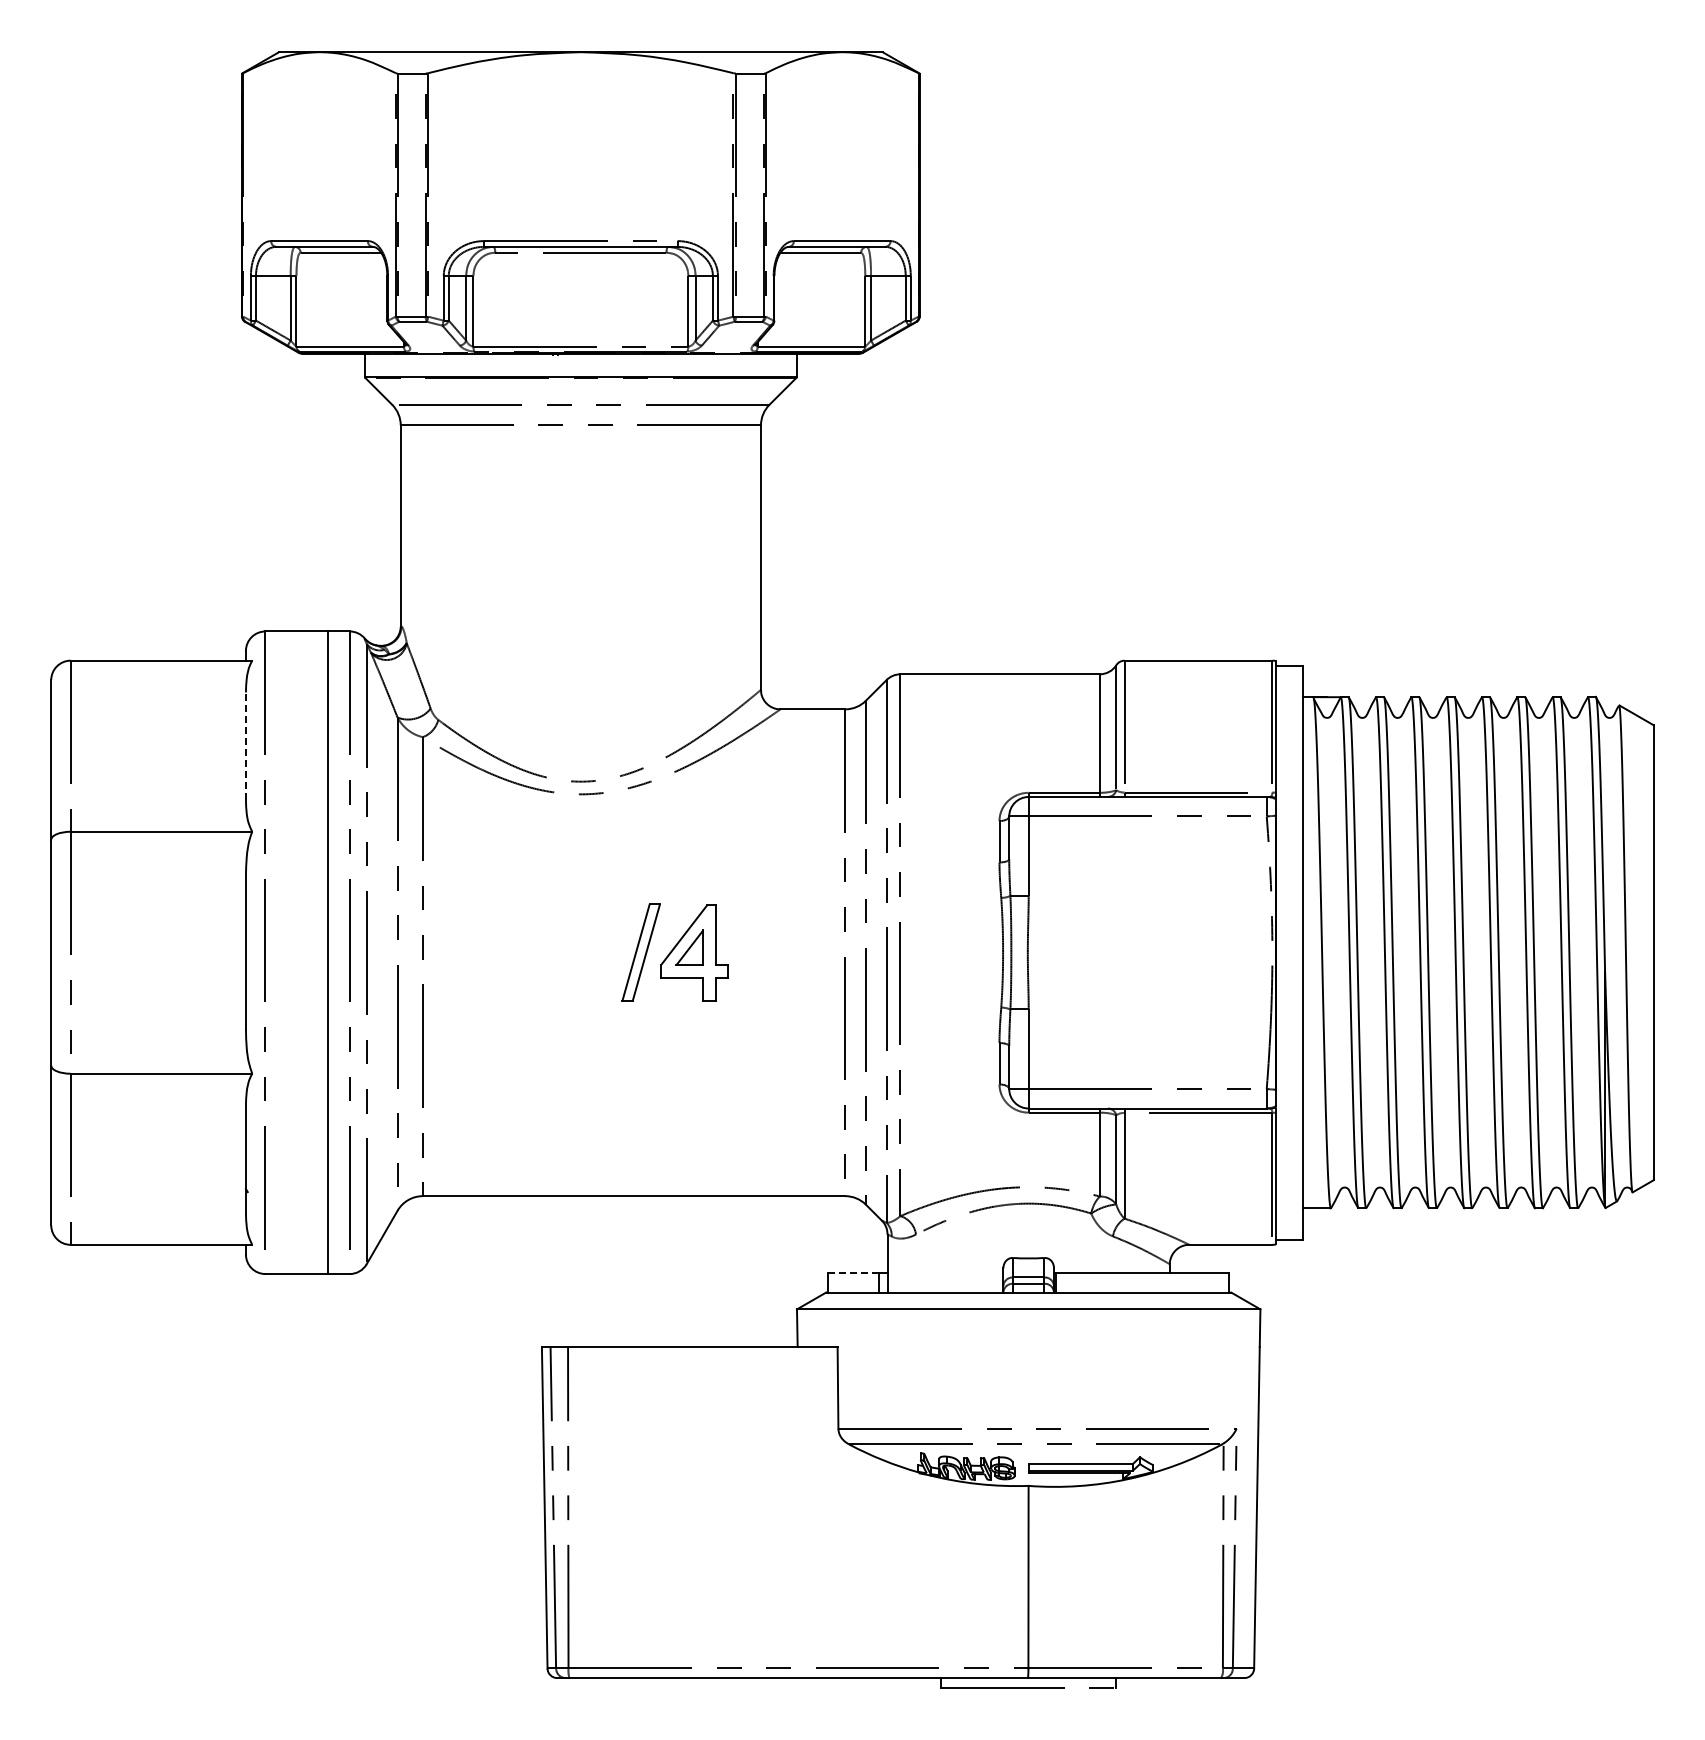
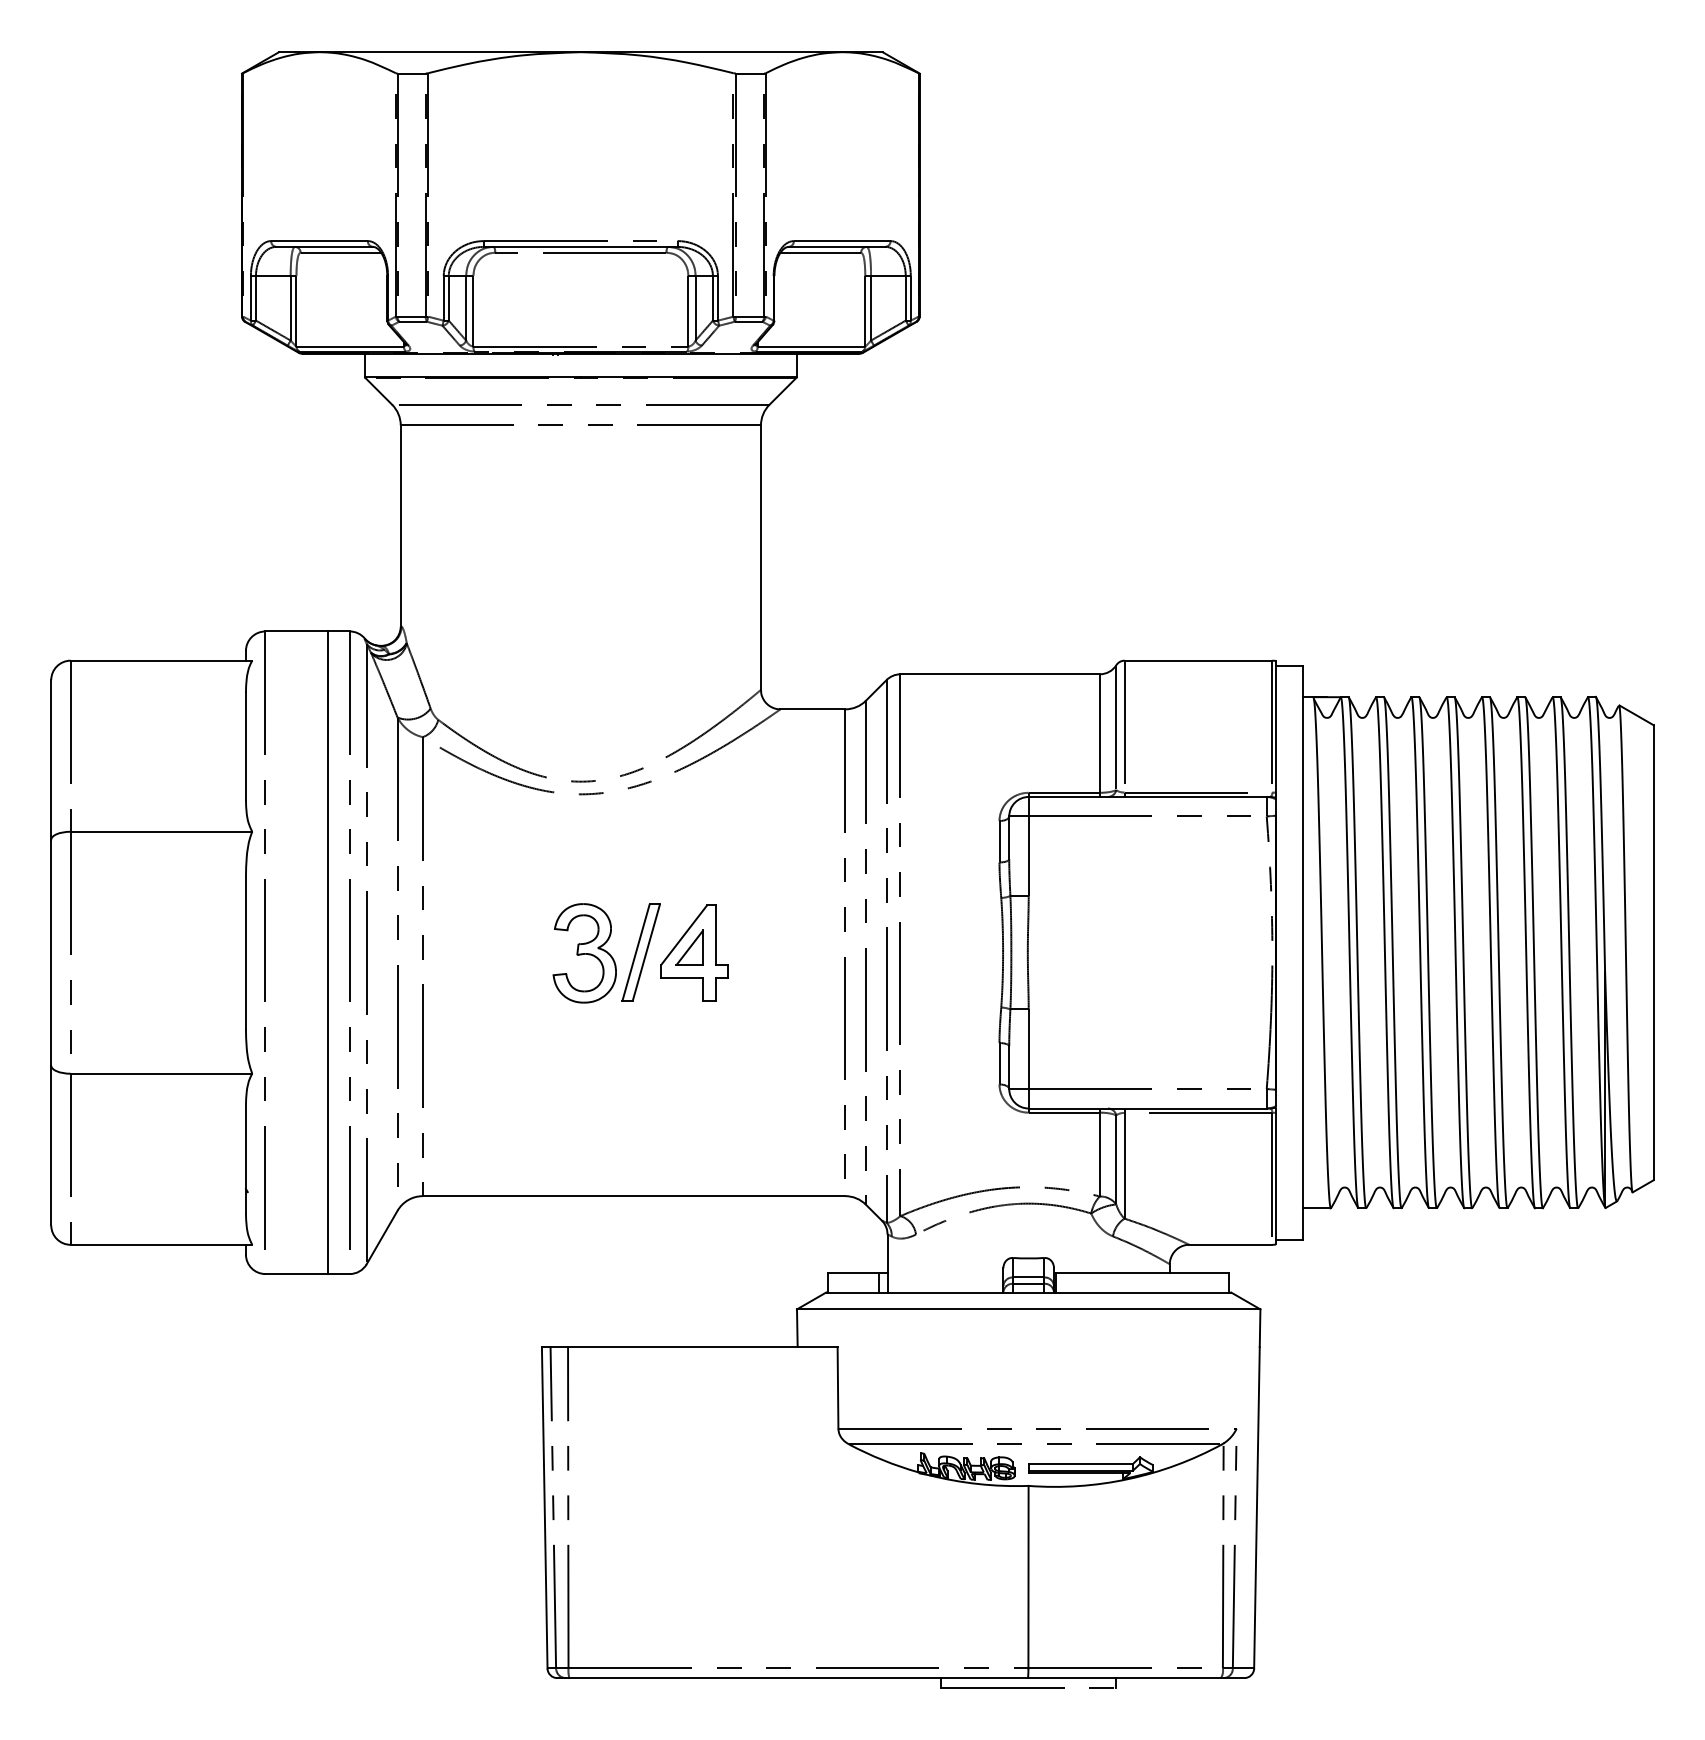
line: dashed -> solid (245, 746)
part: none -> present (584, 953)
line: dashed -> solid (853, 1273)
